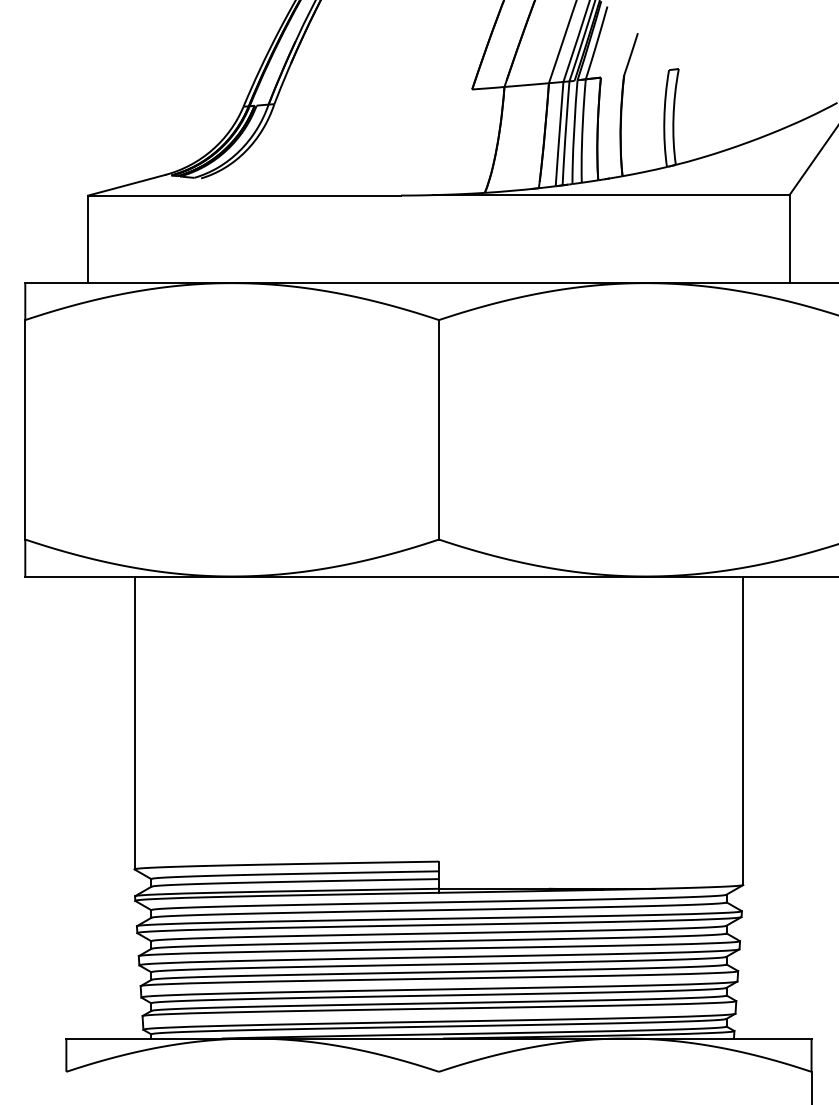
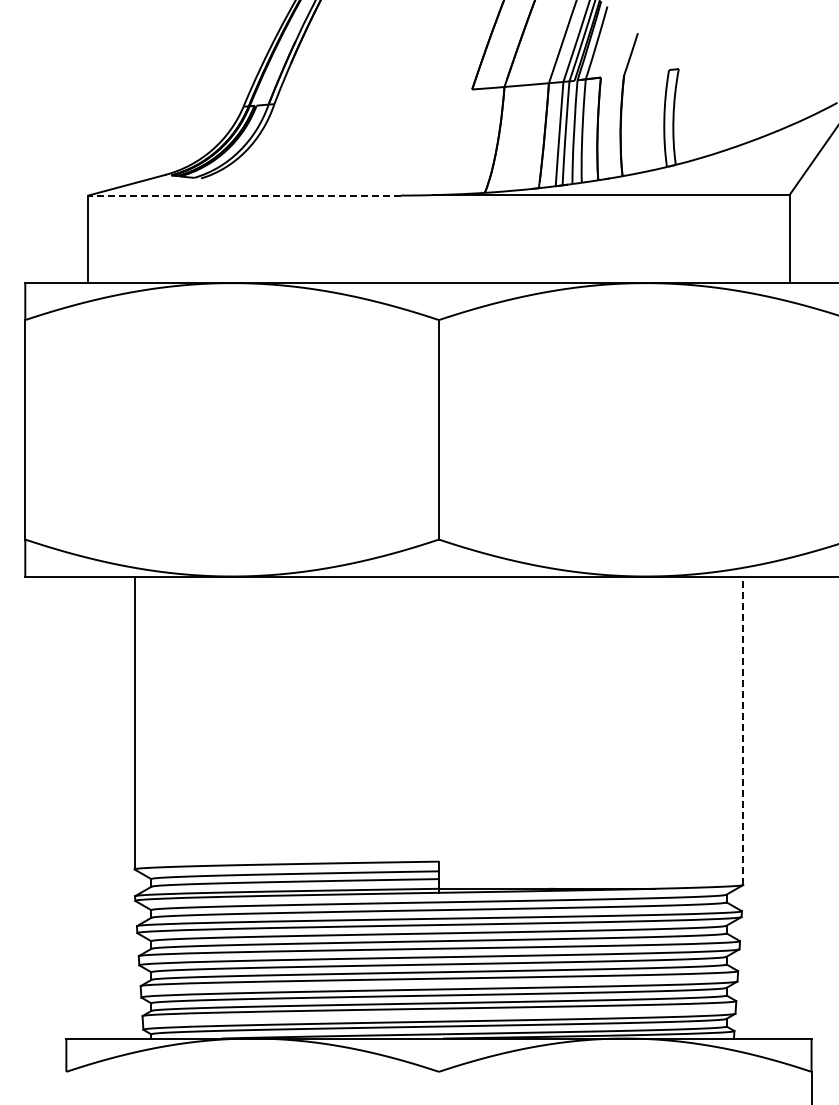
line: solid -> dashed (244, 195)
line: solid -> dashed (743, 730)
